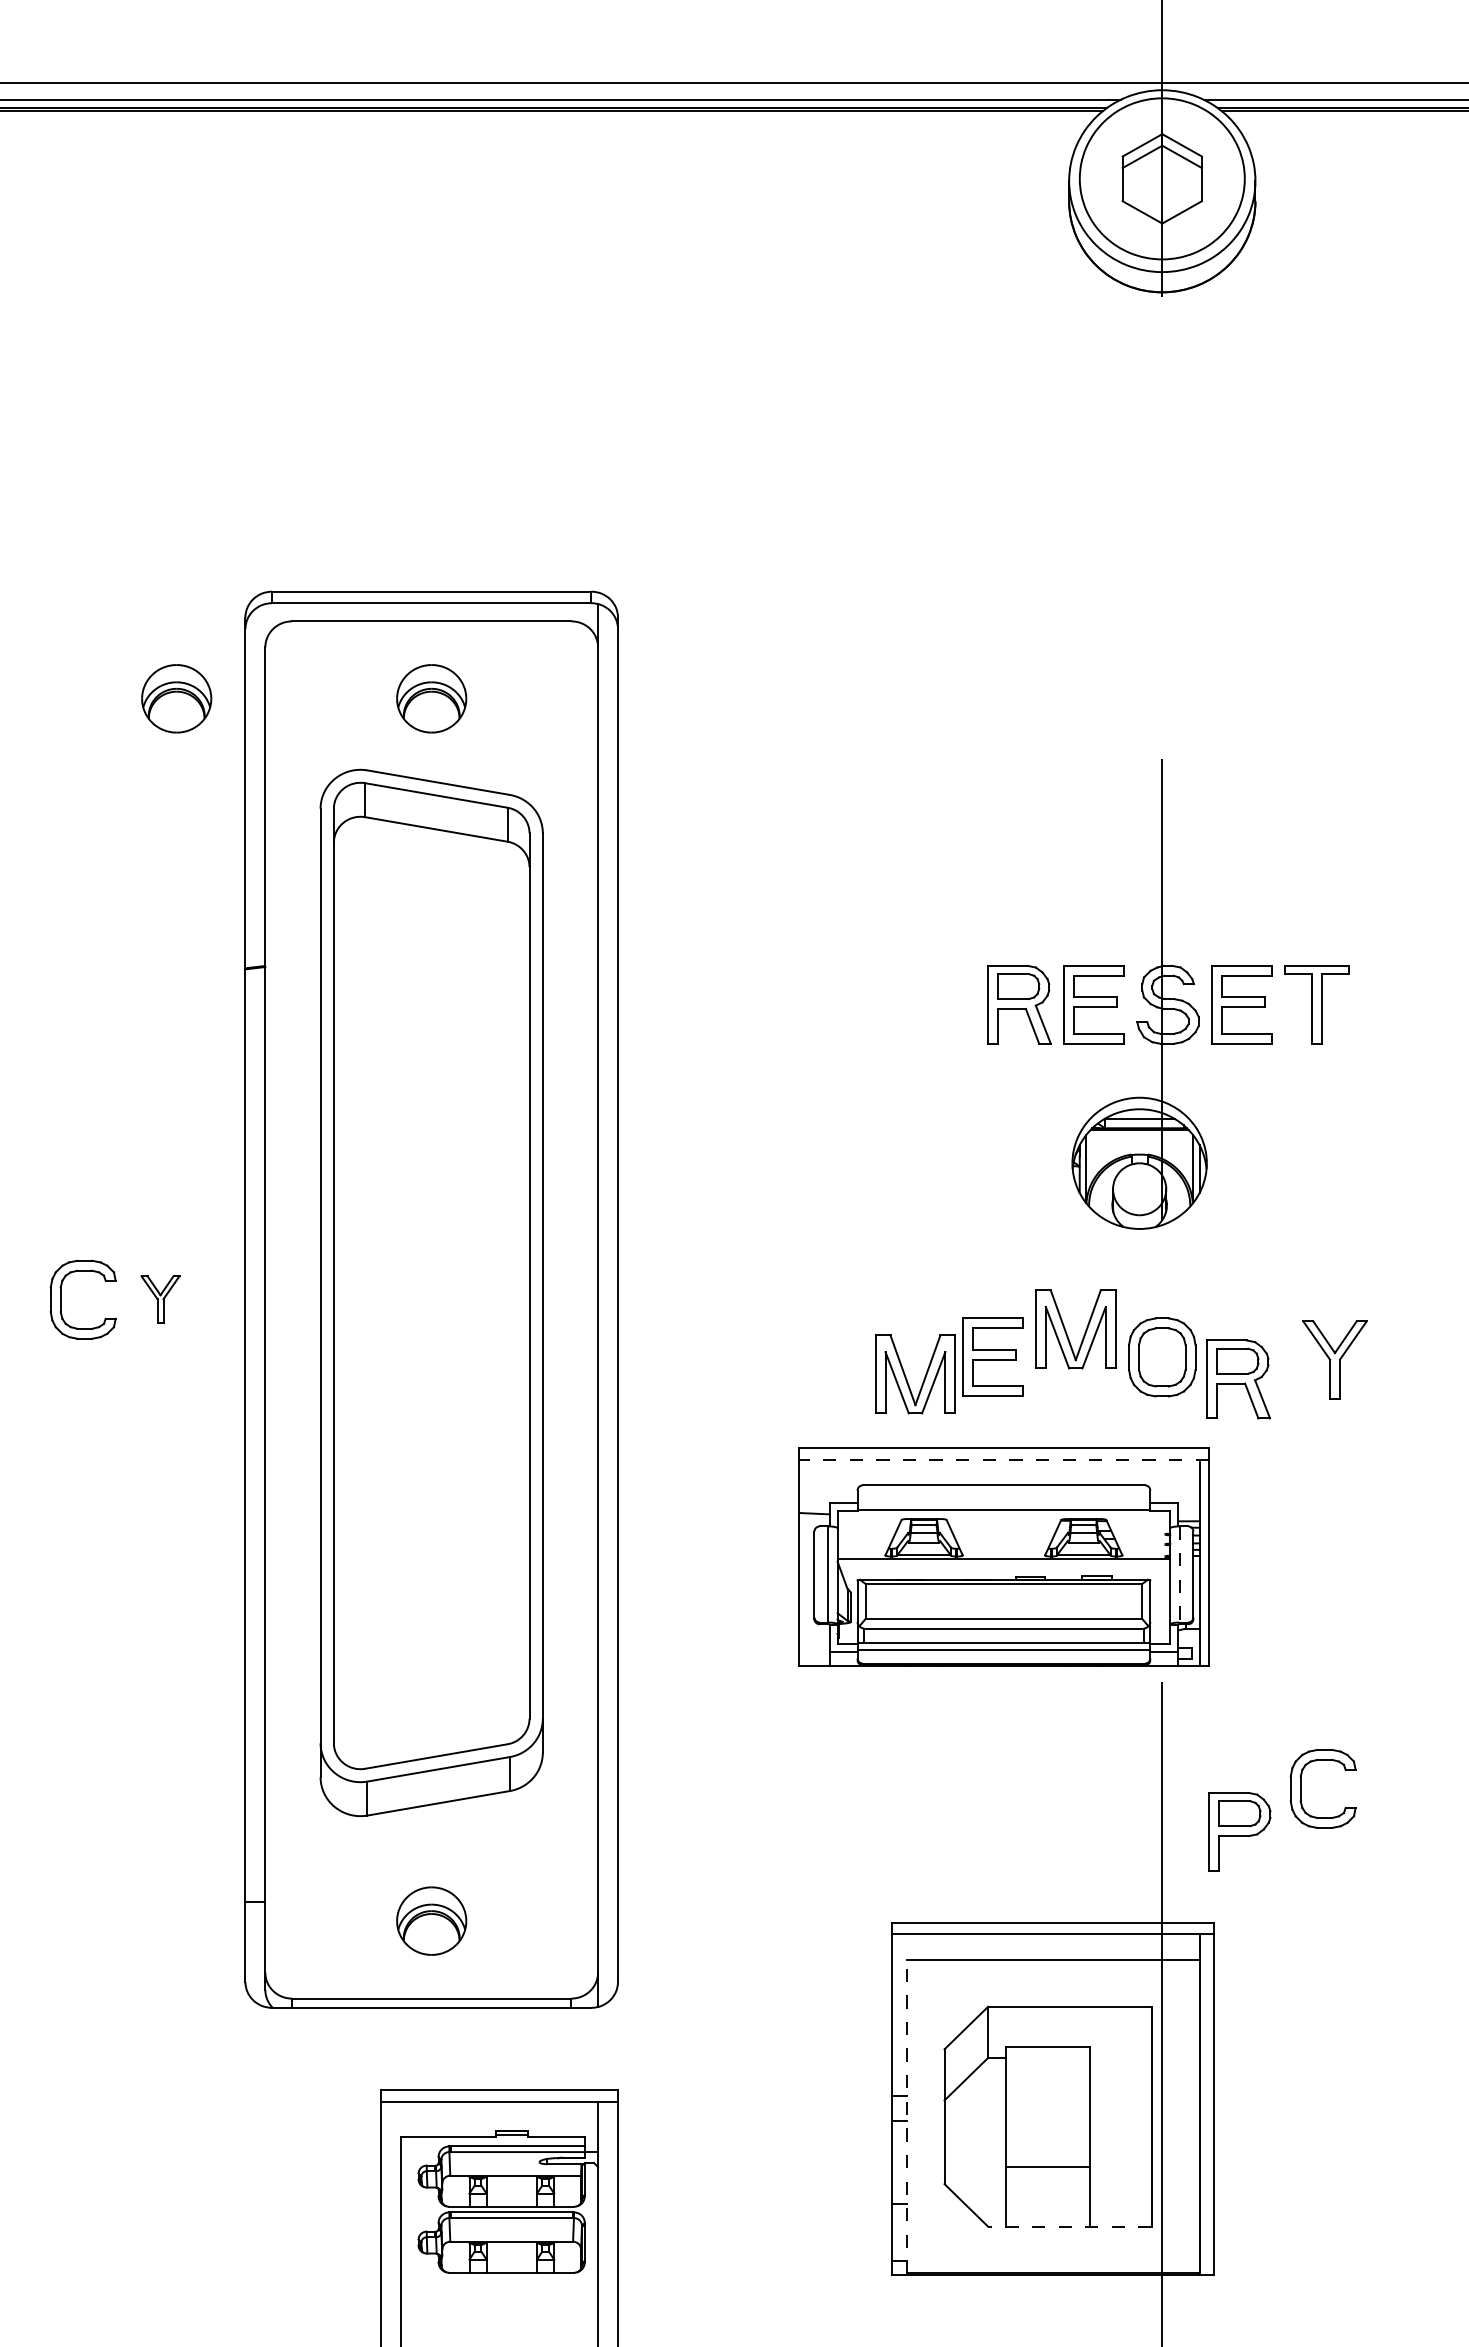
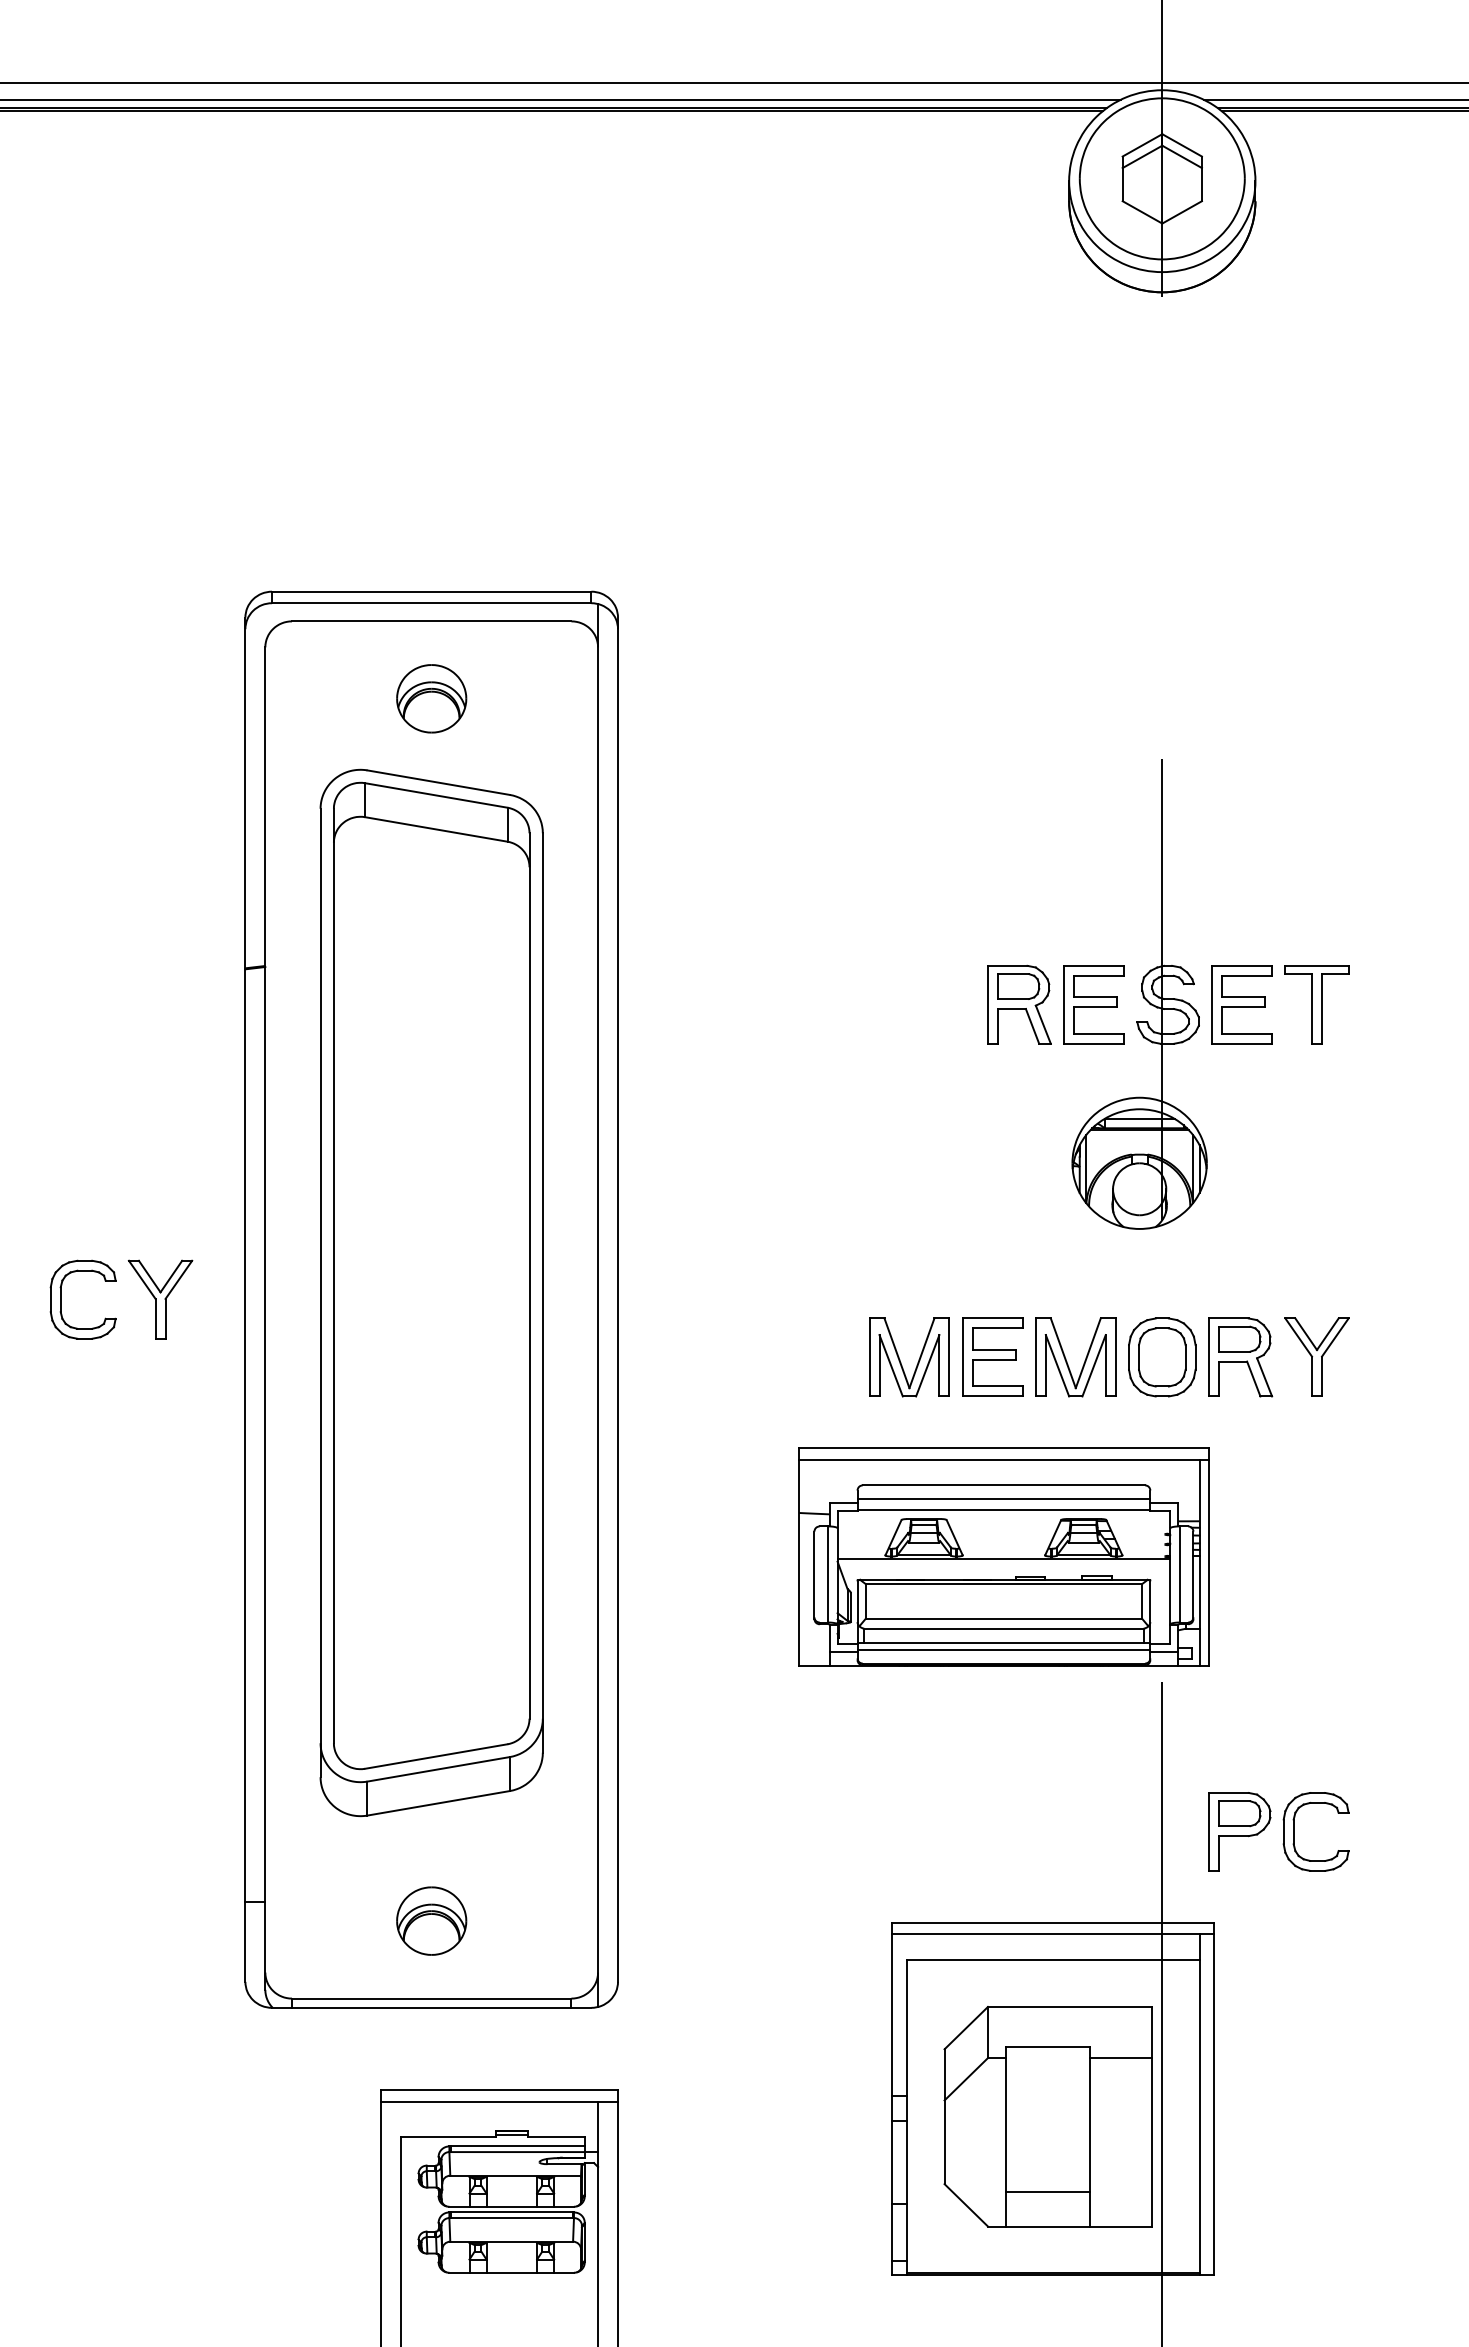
part: present -> none (176, 698)
part size: 41x49 px -> 67x81 px (160, 1299)
part position: (1067, 1333) -> (1067, 1361) (1067, 1361)
part position: (1334, 1359) -> (1316, 1356) (1316, 1356)
part position: (906, 1376) -> (900, 1359) (900, 1359)
part position: (1238, 1379) -> (1240, 1357) (1240, 1357)
line: dashed -> solid (1003, 1459)
line: none -> present (1003, 1498)
line: dashed -> solid (1179, 1574)
part position: (1301, 1788) -> (1294, 1831) (1294, 1831)
line: none -> present (1120, 2058)
line: dashed -> solid (906, 2117)
line position: (1047, 2167) -> (1047, 2192) (1047, 2192)
line: dashed -> solid (1069, 2226)
